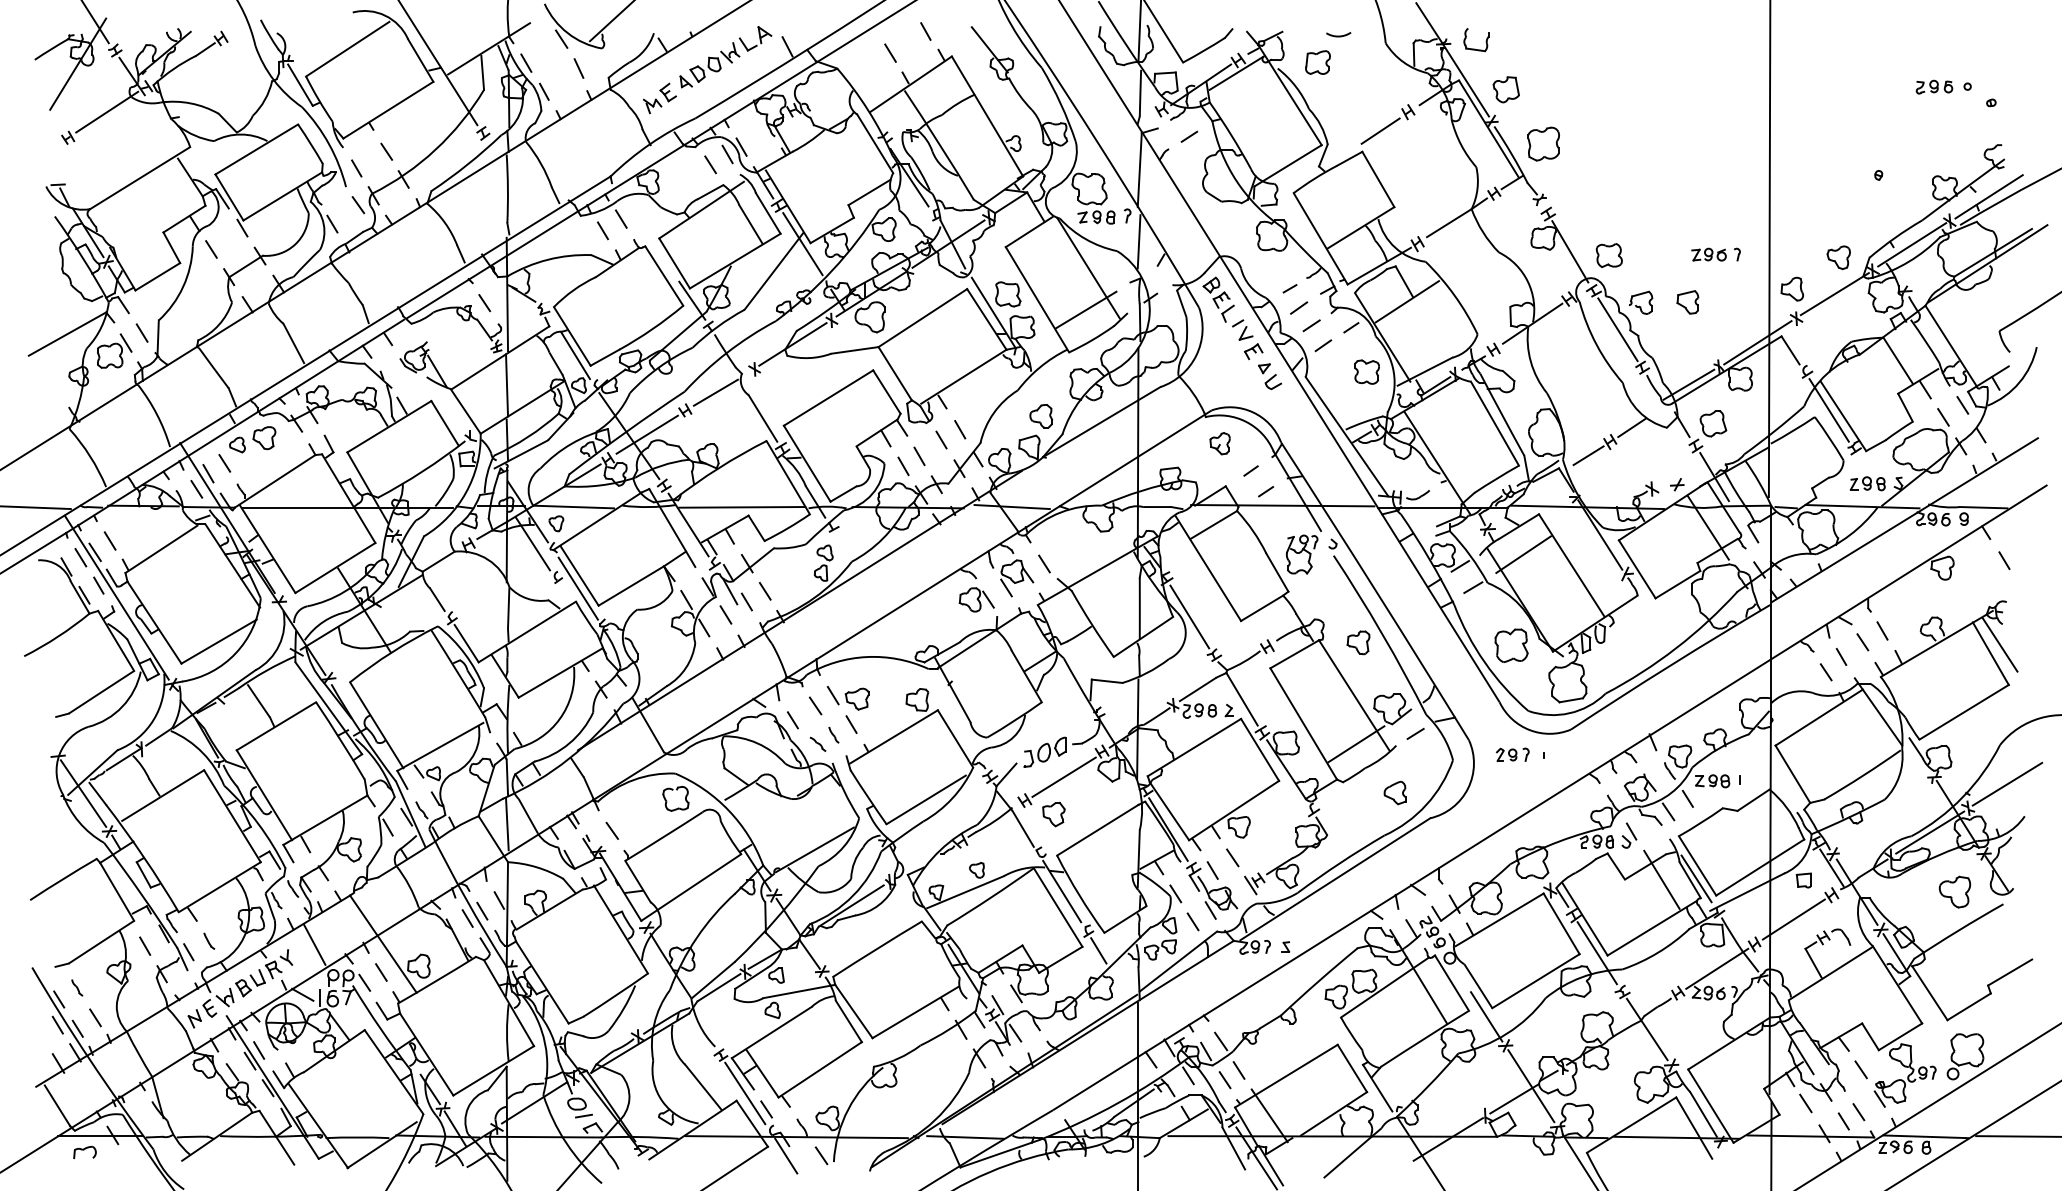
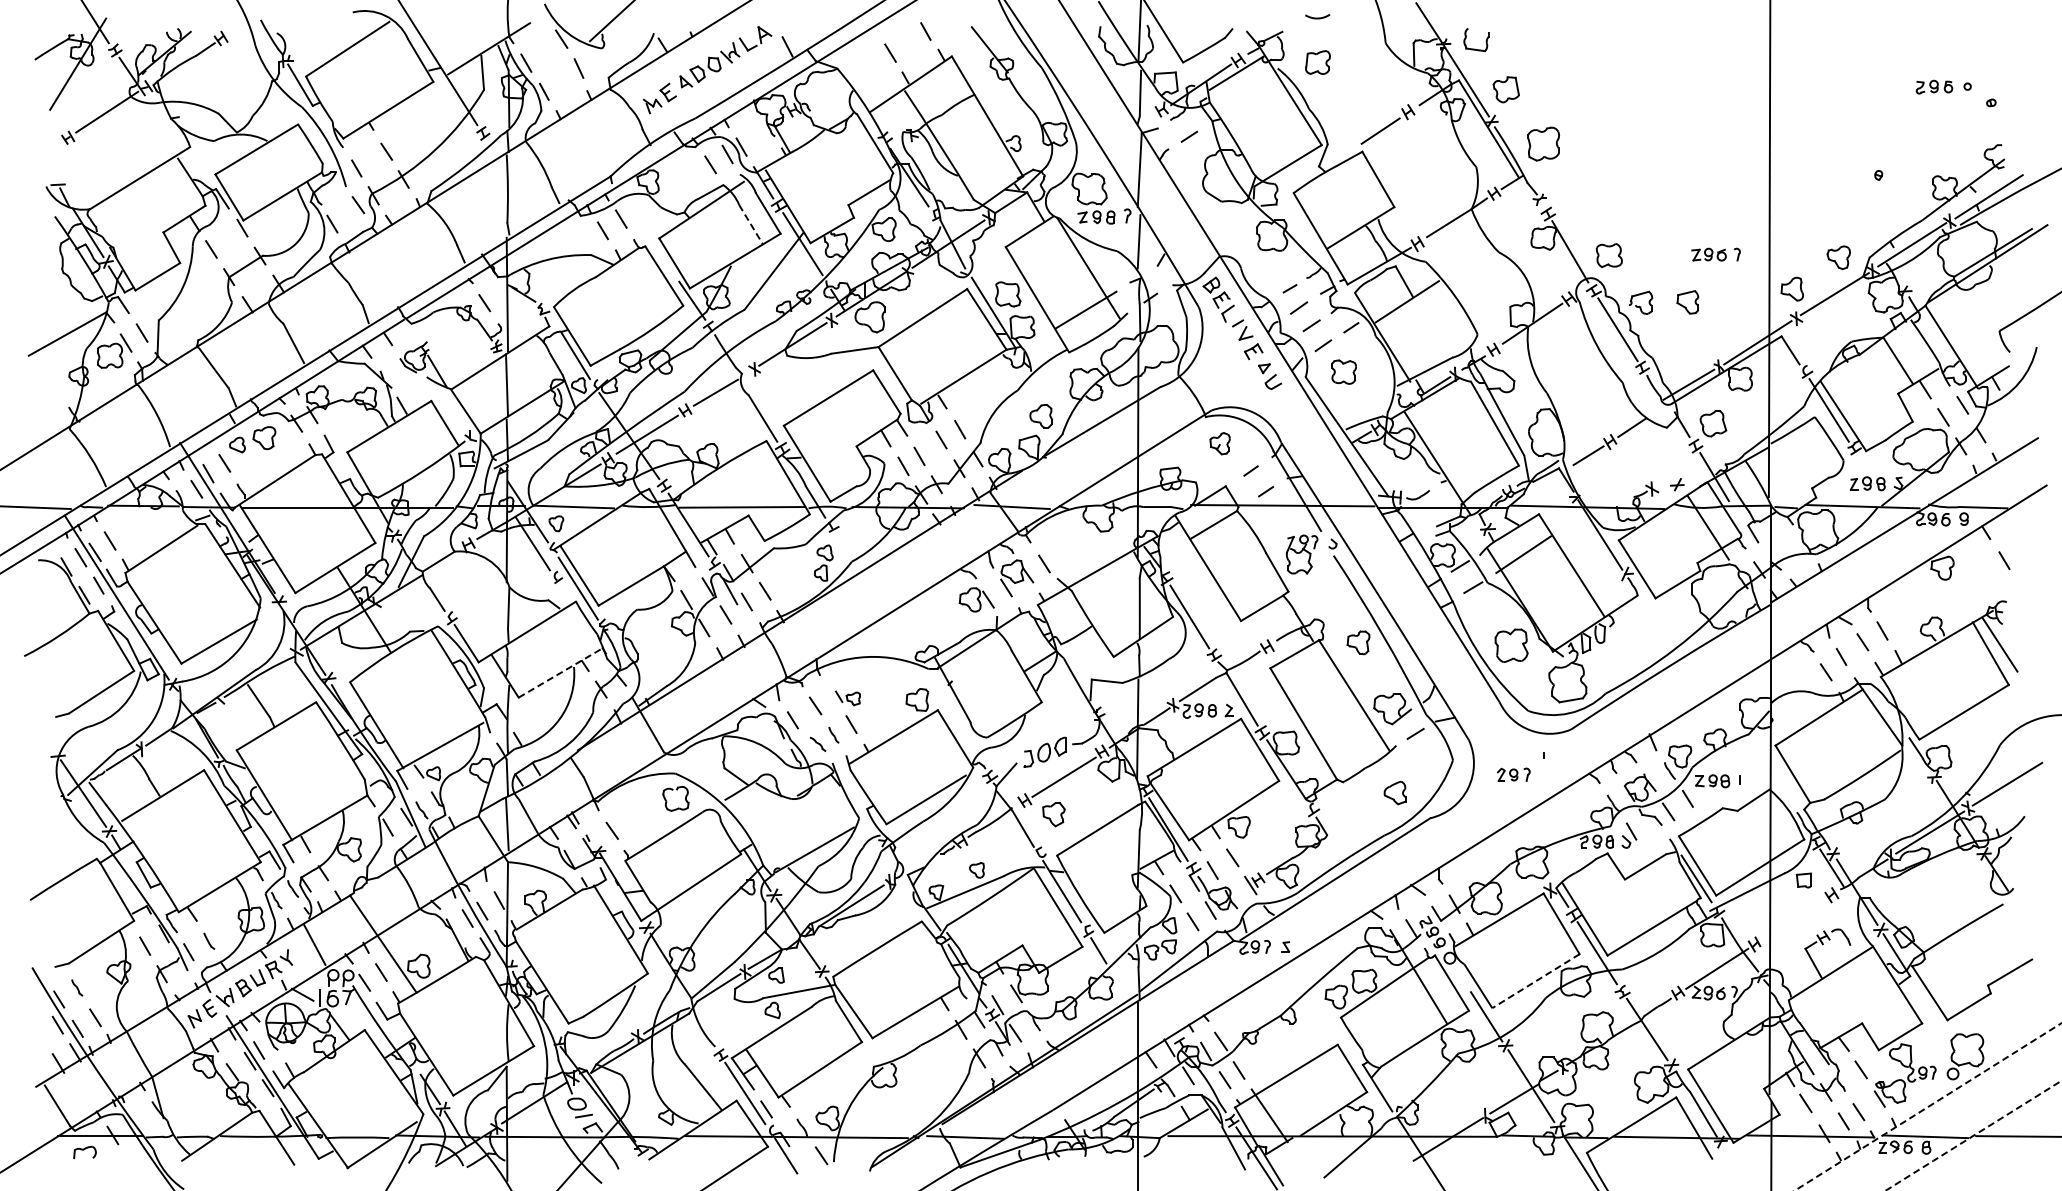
arc position: (1338, 35) -> (1317, 17) (1317, 17)
line: solid -> dashed (750, 224)
part position: (1366, 371) -> (1343, 371) (1343, 371)
line: solid -> dashed (560, 672)
part size: 44x25 px -> 27x17 px (847, 698)
line: present -> none (1356, 744)
part position: (1512, 754) -> (1513, 774) (1513, 774)
line: present -> none (1661, 879)
part: present -> none (1954, 891)
line: present -> none (1793, 919)
line: solid -> dashed (1535, 981)
line: solid -> dashed (1927, 1107)
arc: solid -> dashed (1973, 1136)
